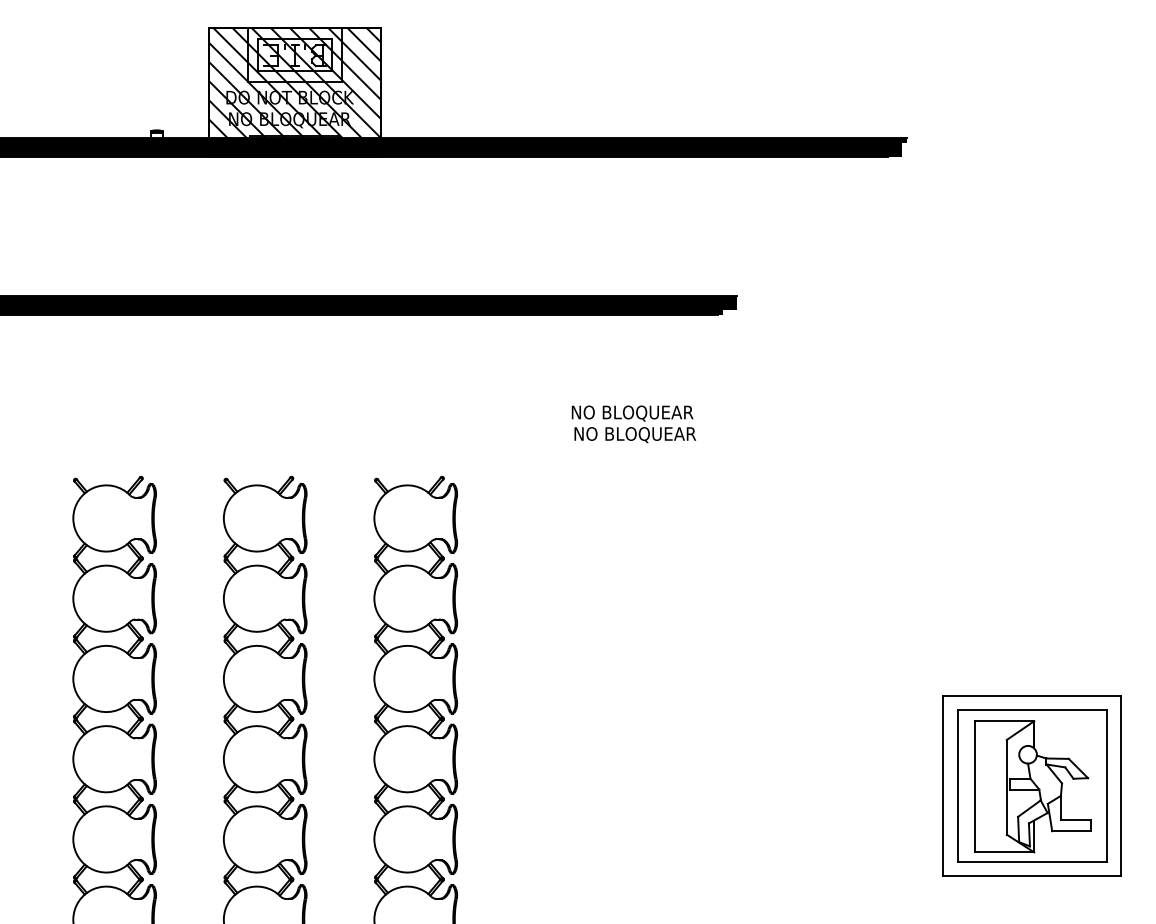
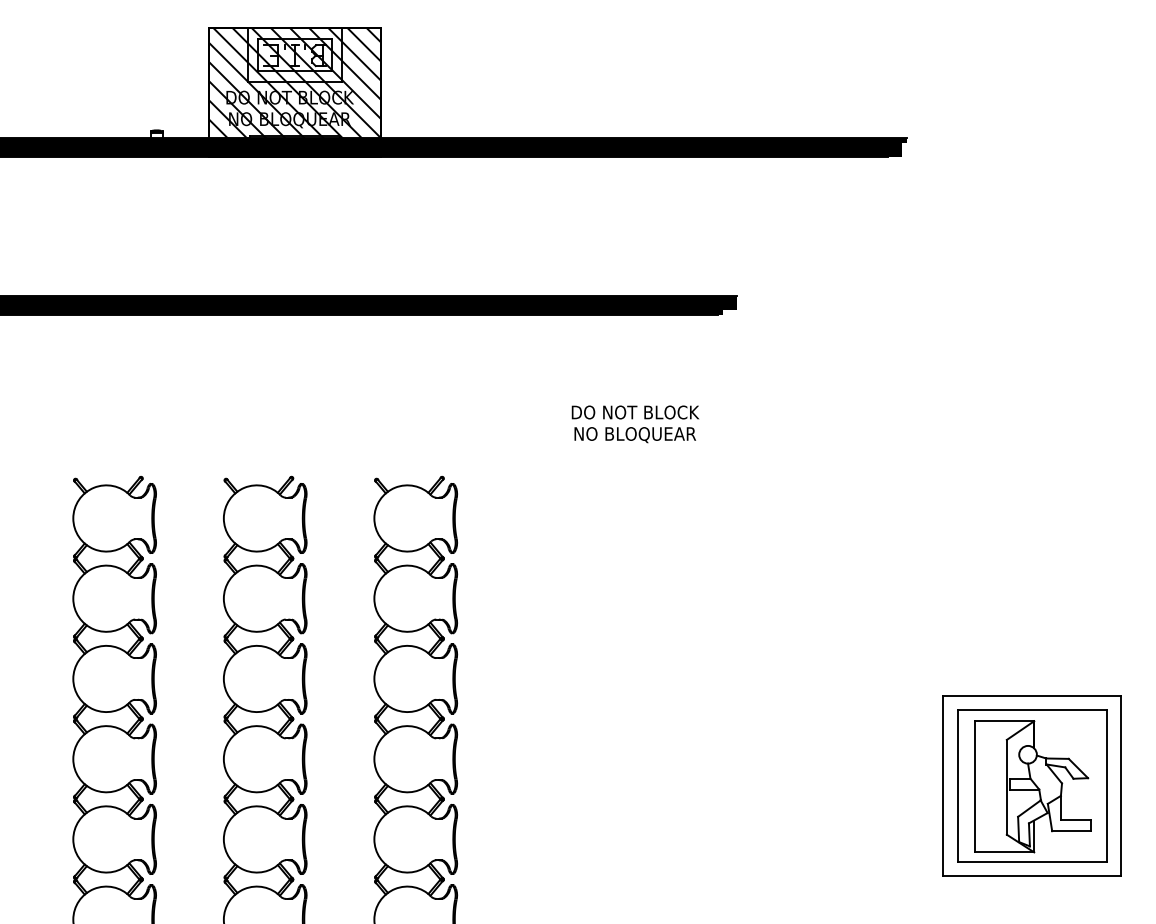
text: NO BLOQUEAR -> DO NOT BLOCK (636, 413)
